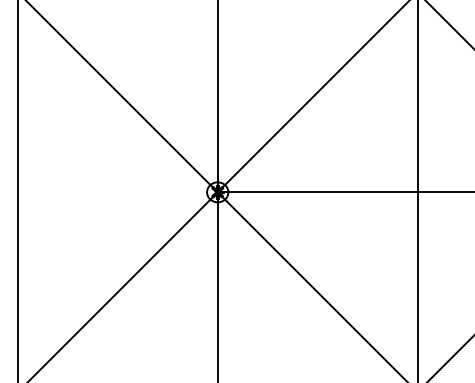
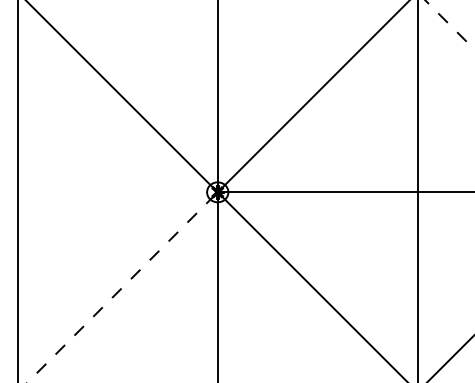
line: solid -> dashed (449, 25)
line: solid -> dashed (122, 287)
